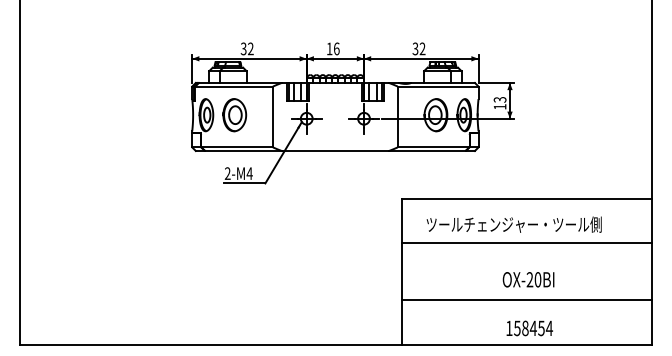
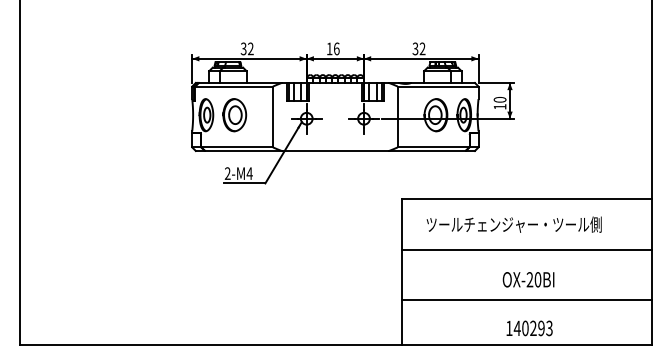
text: 13 -> 10 (499, 99)
line position: (526, 242) -> (526, 249) (526, 249)
text: 158454 -> 140293 (533, 328)
